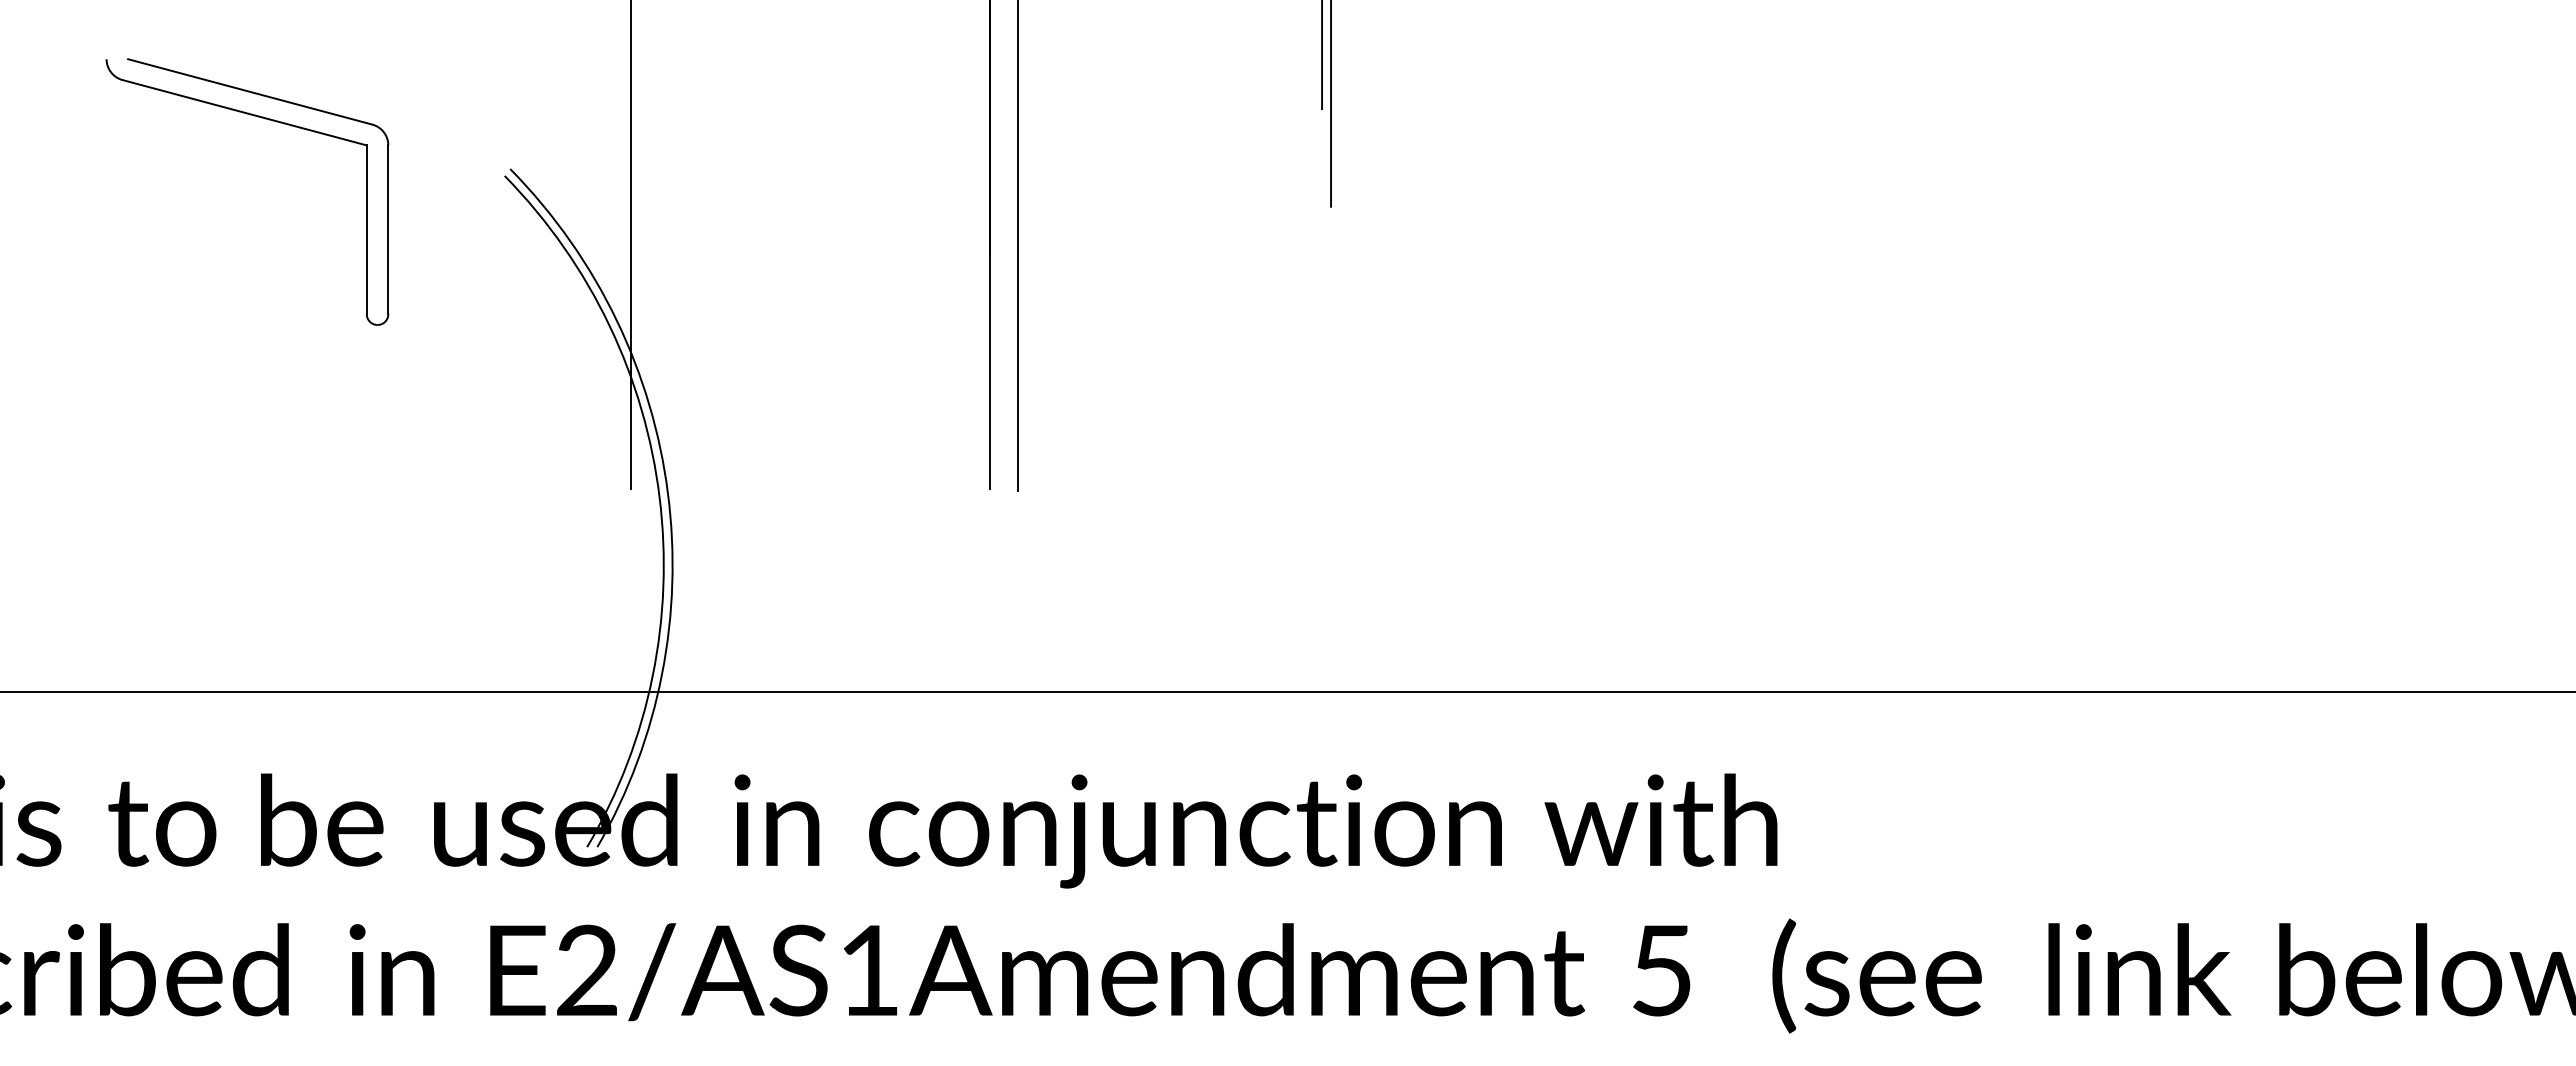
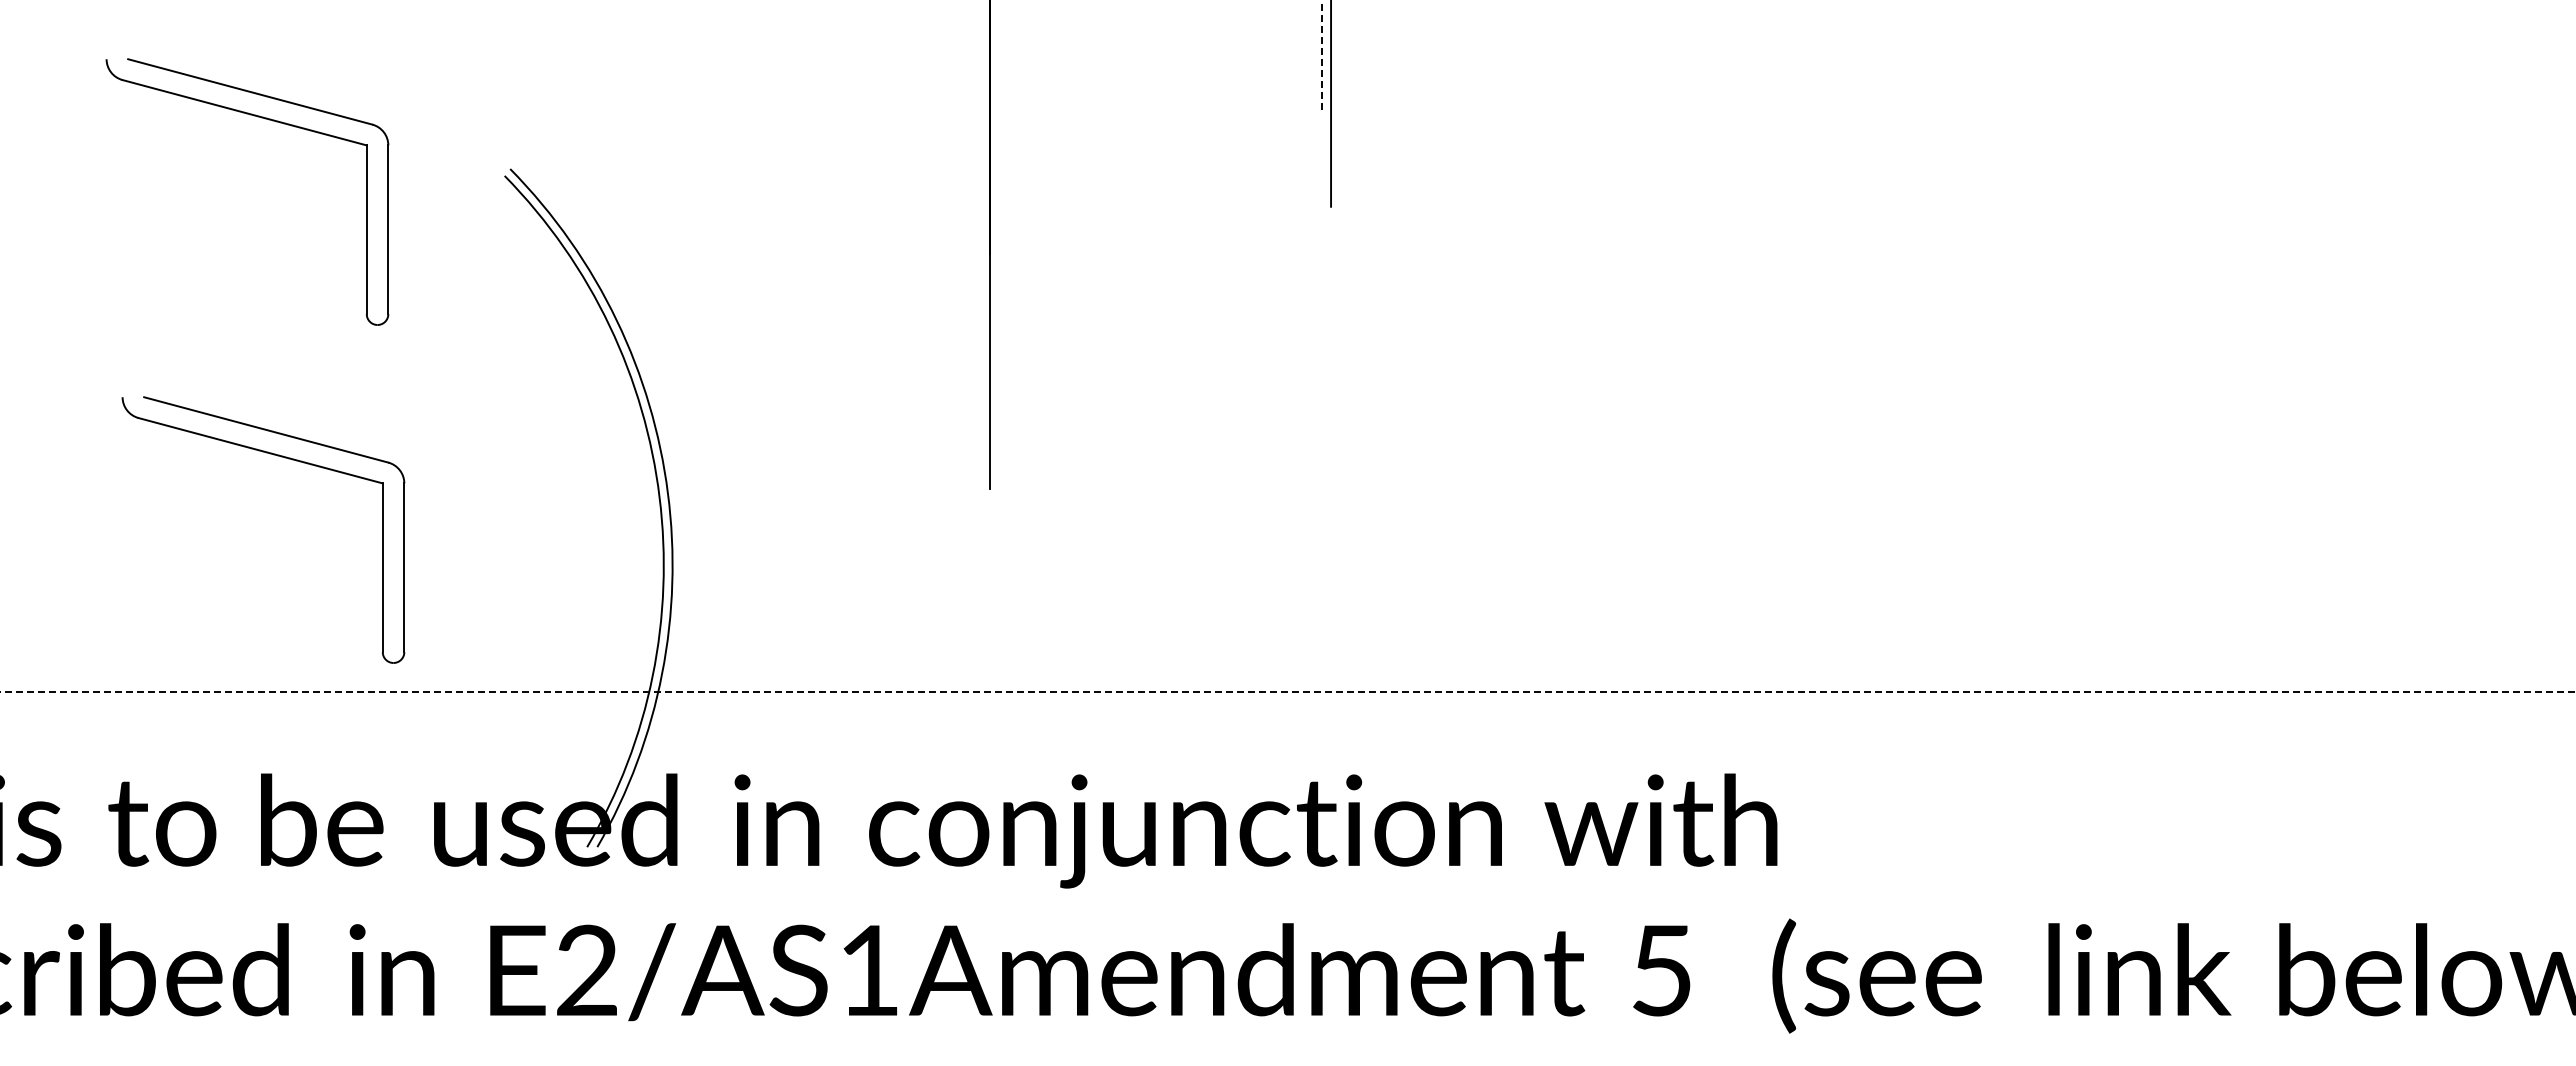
line: solid -> dashed (1322, 55)
line: present -> none (631, 245)
line: present -> none (1017, 246)
part: none -> present (281, 457)
line: solid -> dashed (1287, 692)
